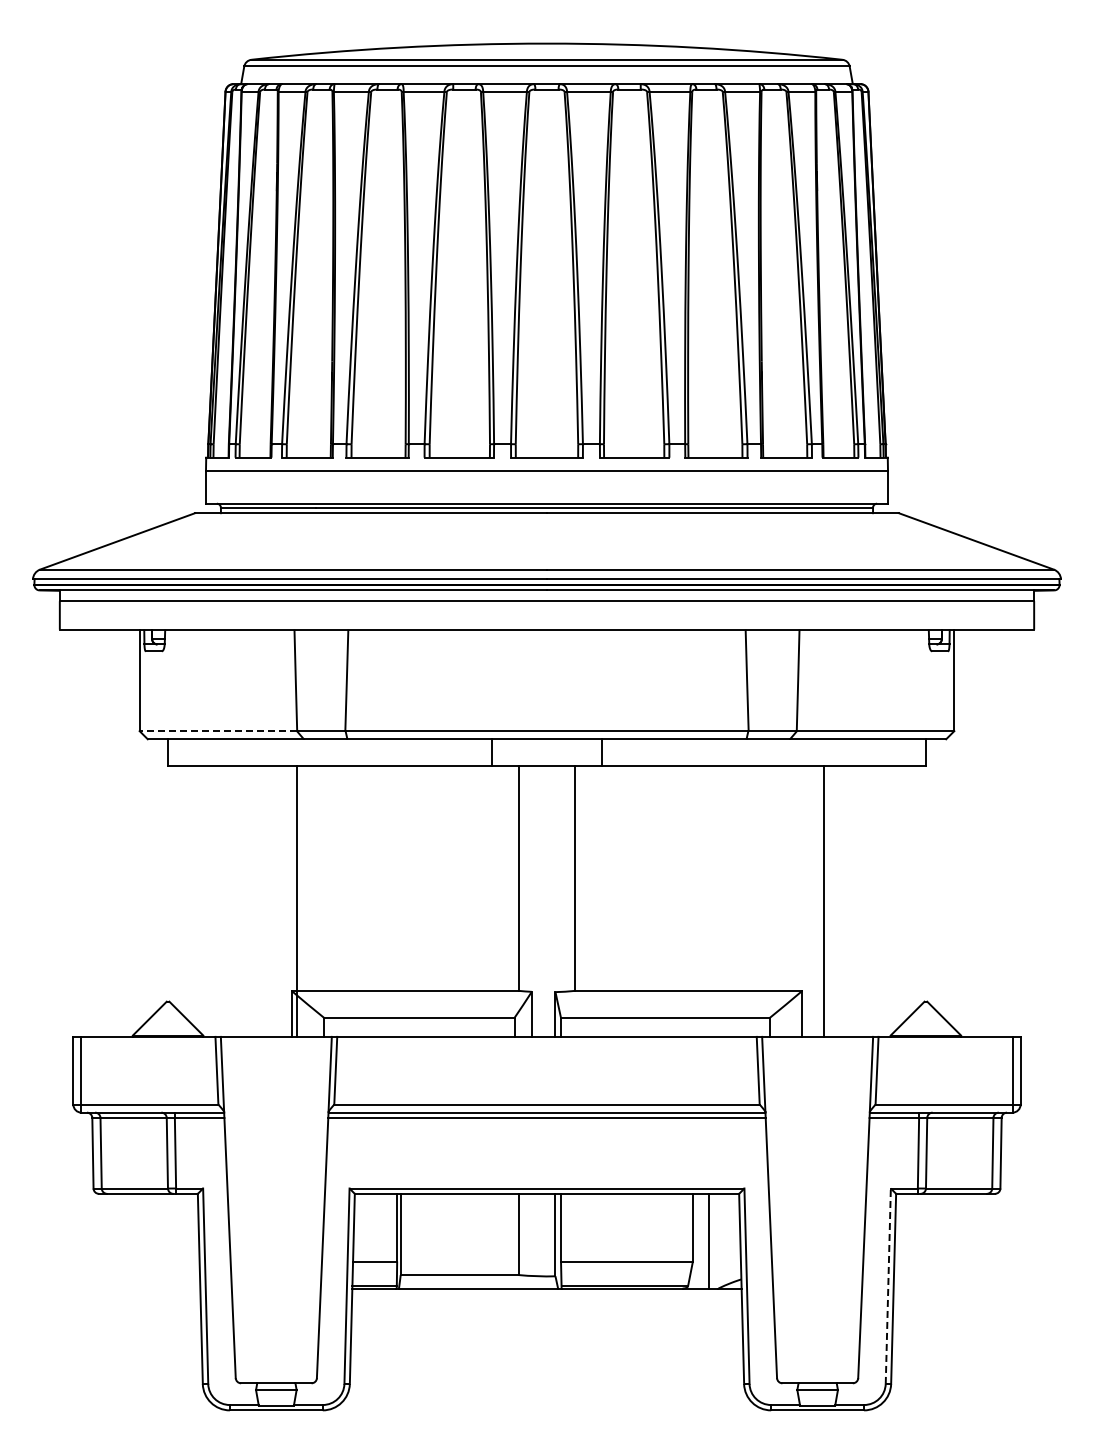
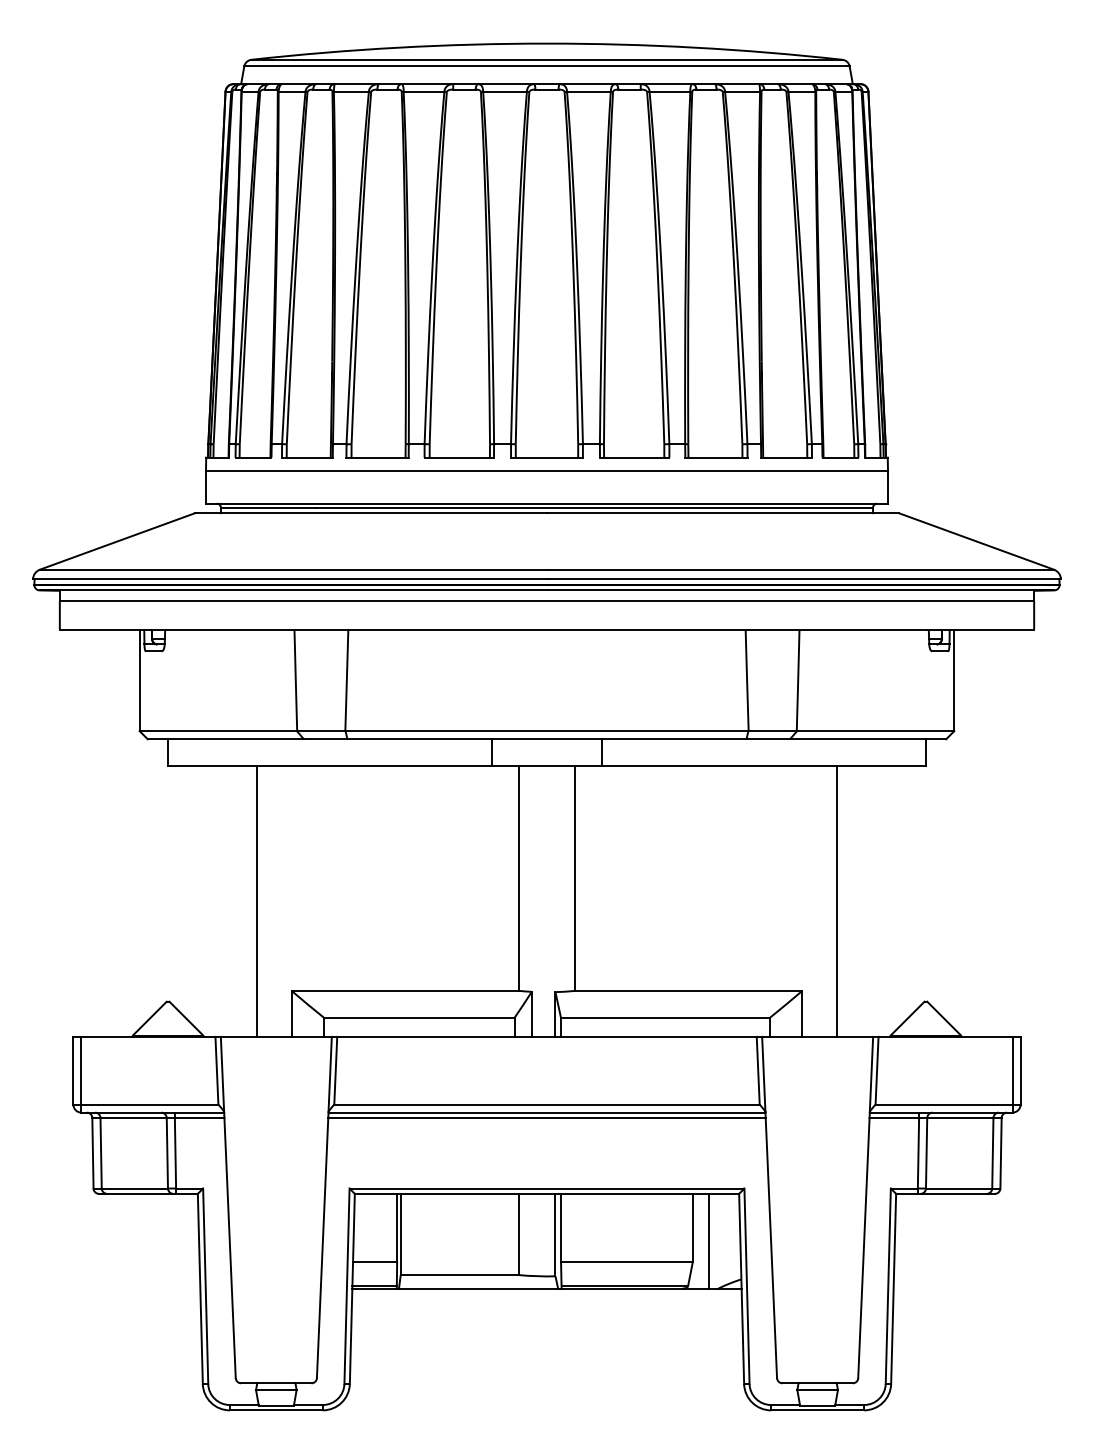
line: dashed -> solid (218, 731)
line position: (296, 901) -> (256, 901) (256, 901)
line position: (824, 901) -> (837, 901) (837, 901)
line: dashed -> solid (888, 1286)
